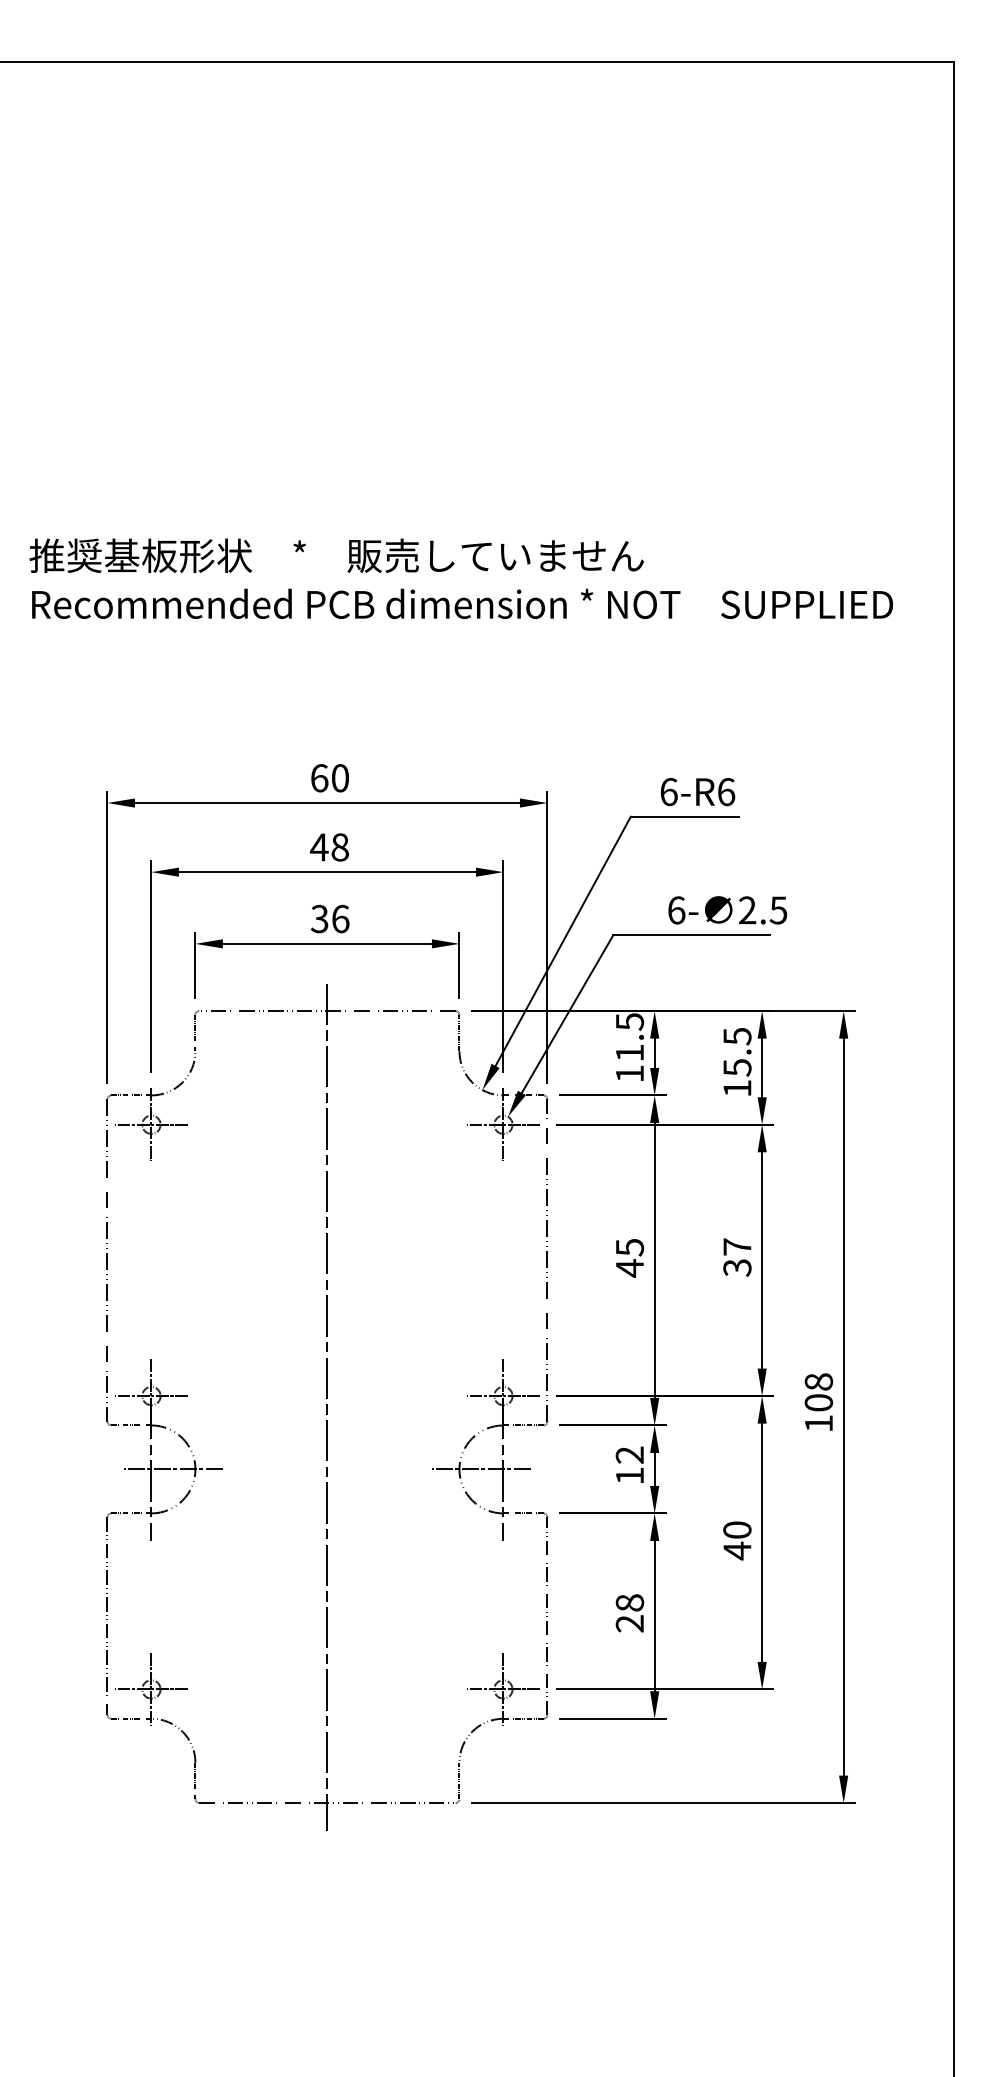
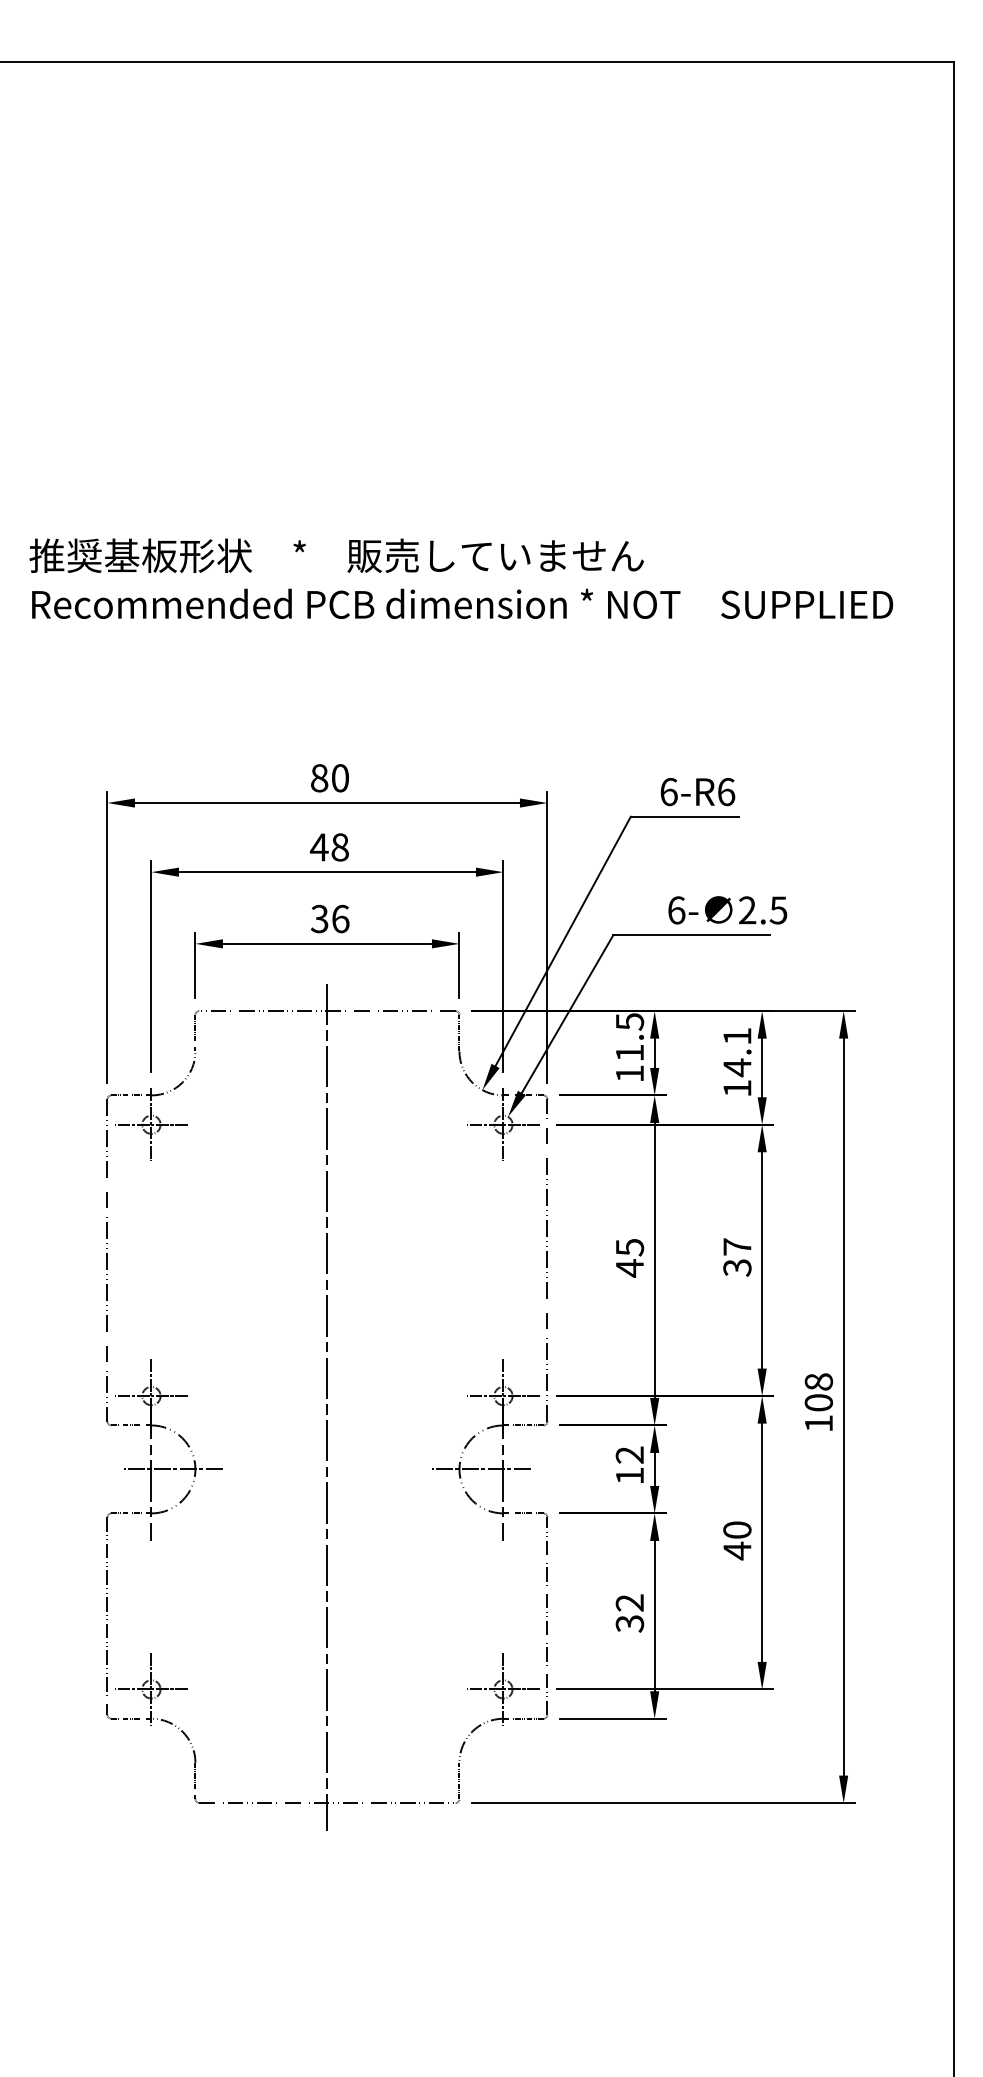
text: 60 -> 80 (319, 778)
text: 15.5 -> 14.1 (737, 1052)
text: 28 -> 32 (629, 1613)
